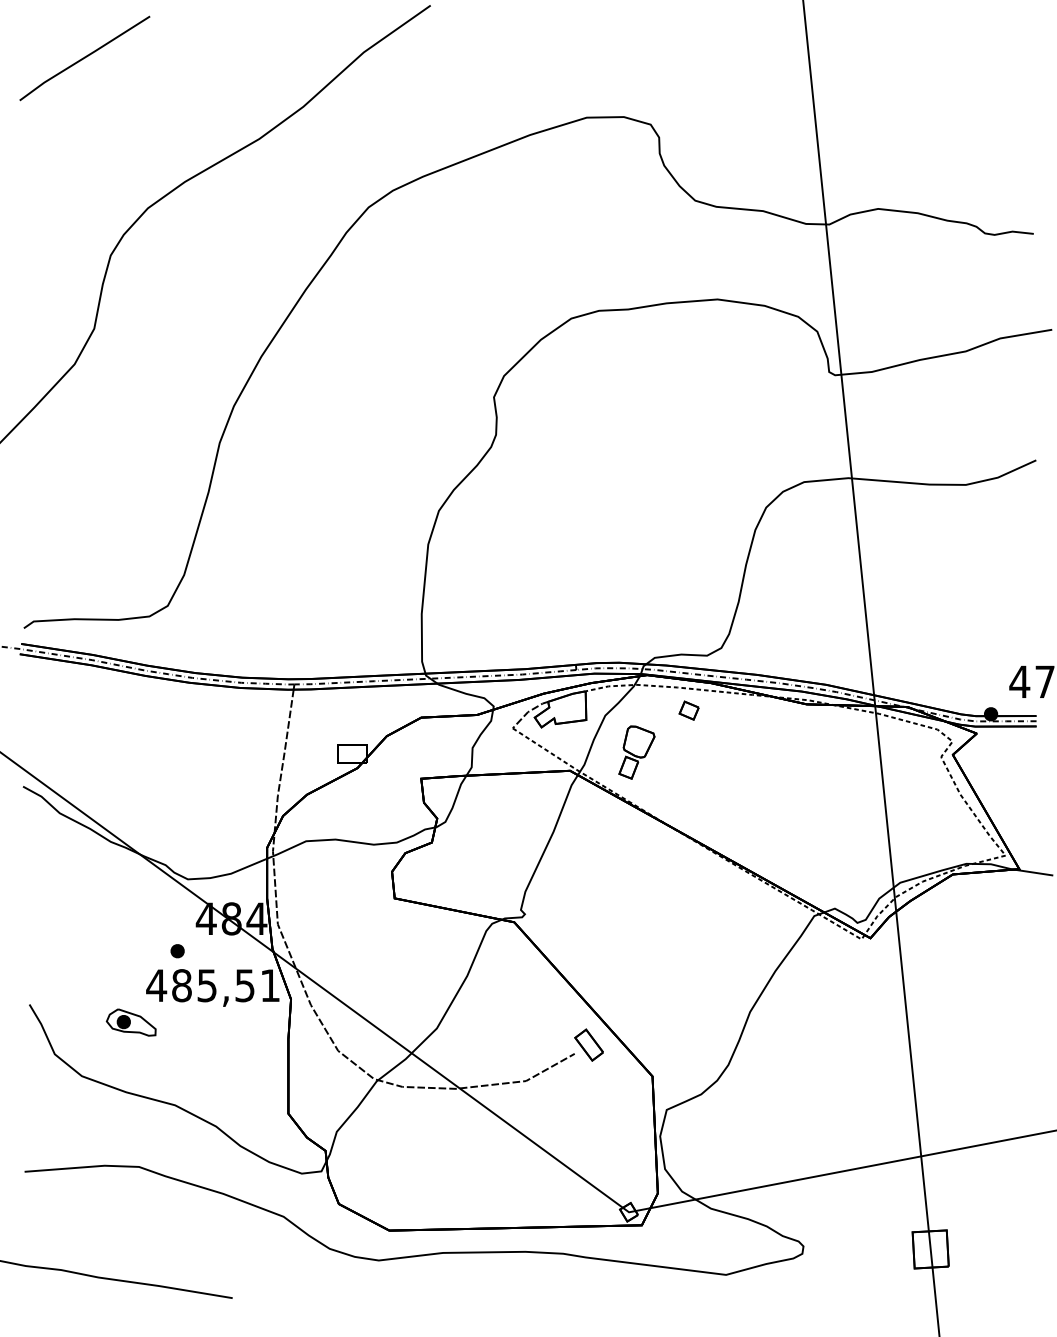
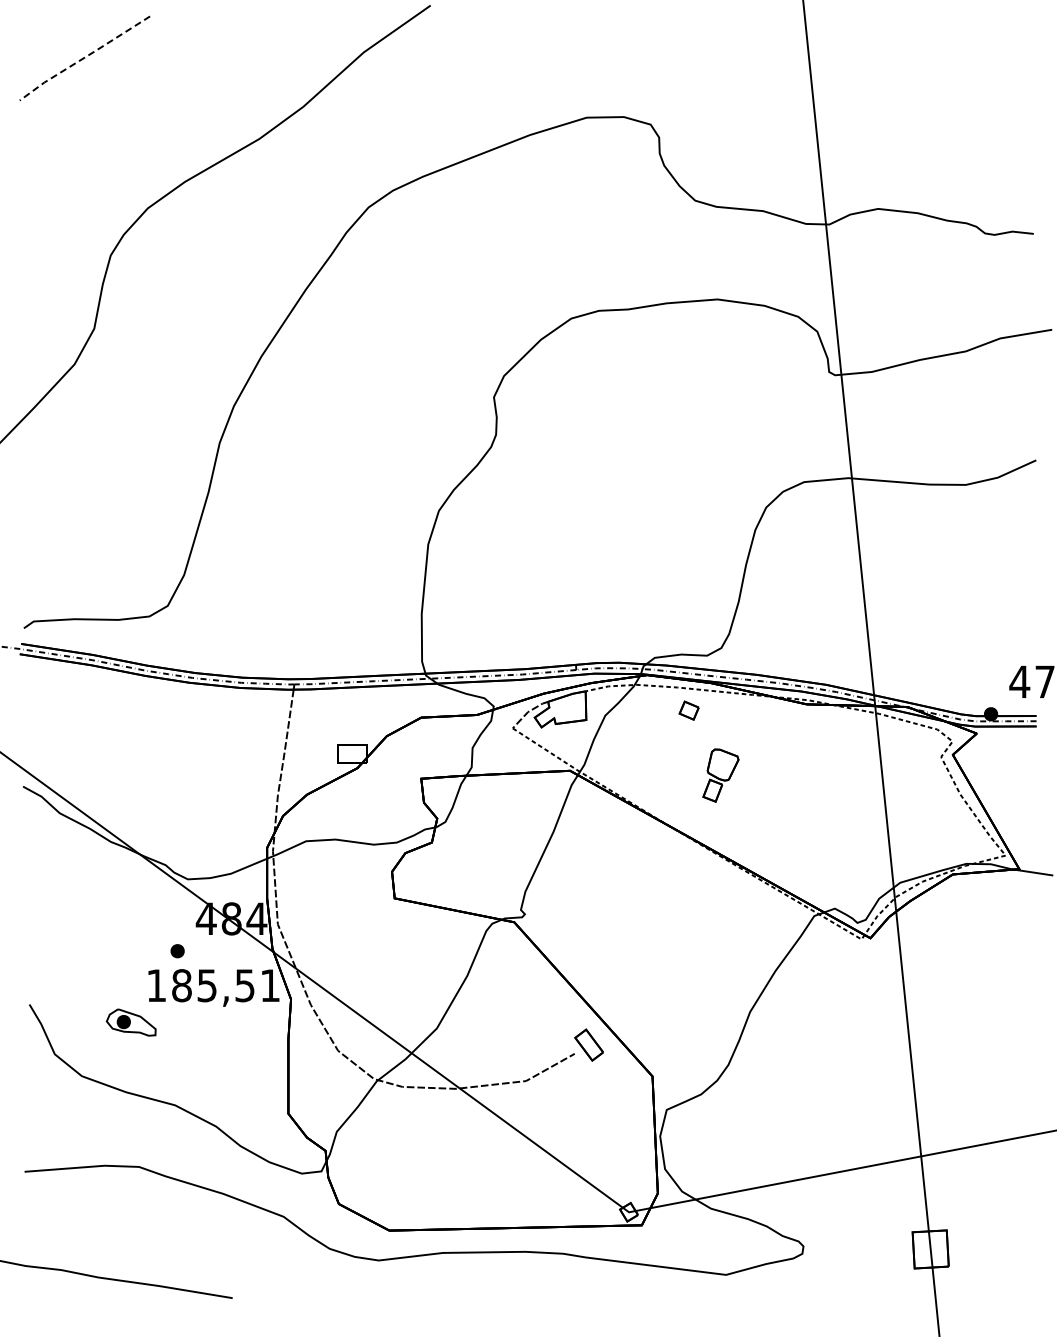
line: solid -> dashed (84, 58)
part position: (636, 752) -> (720, 775) (720, 775)
text: 485,51 -> 185,51 (156, 985)
